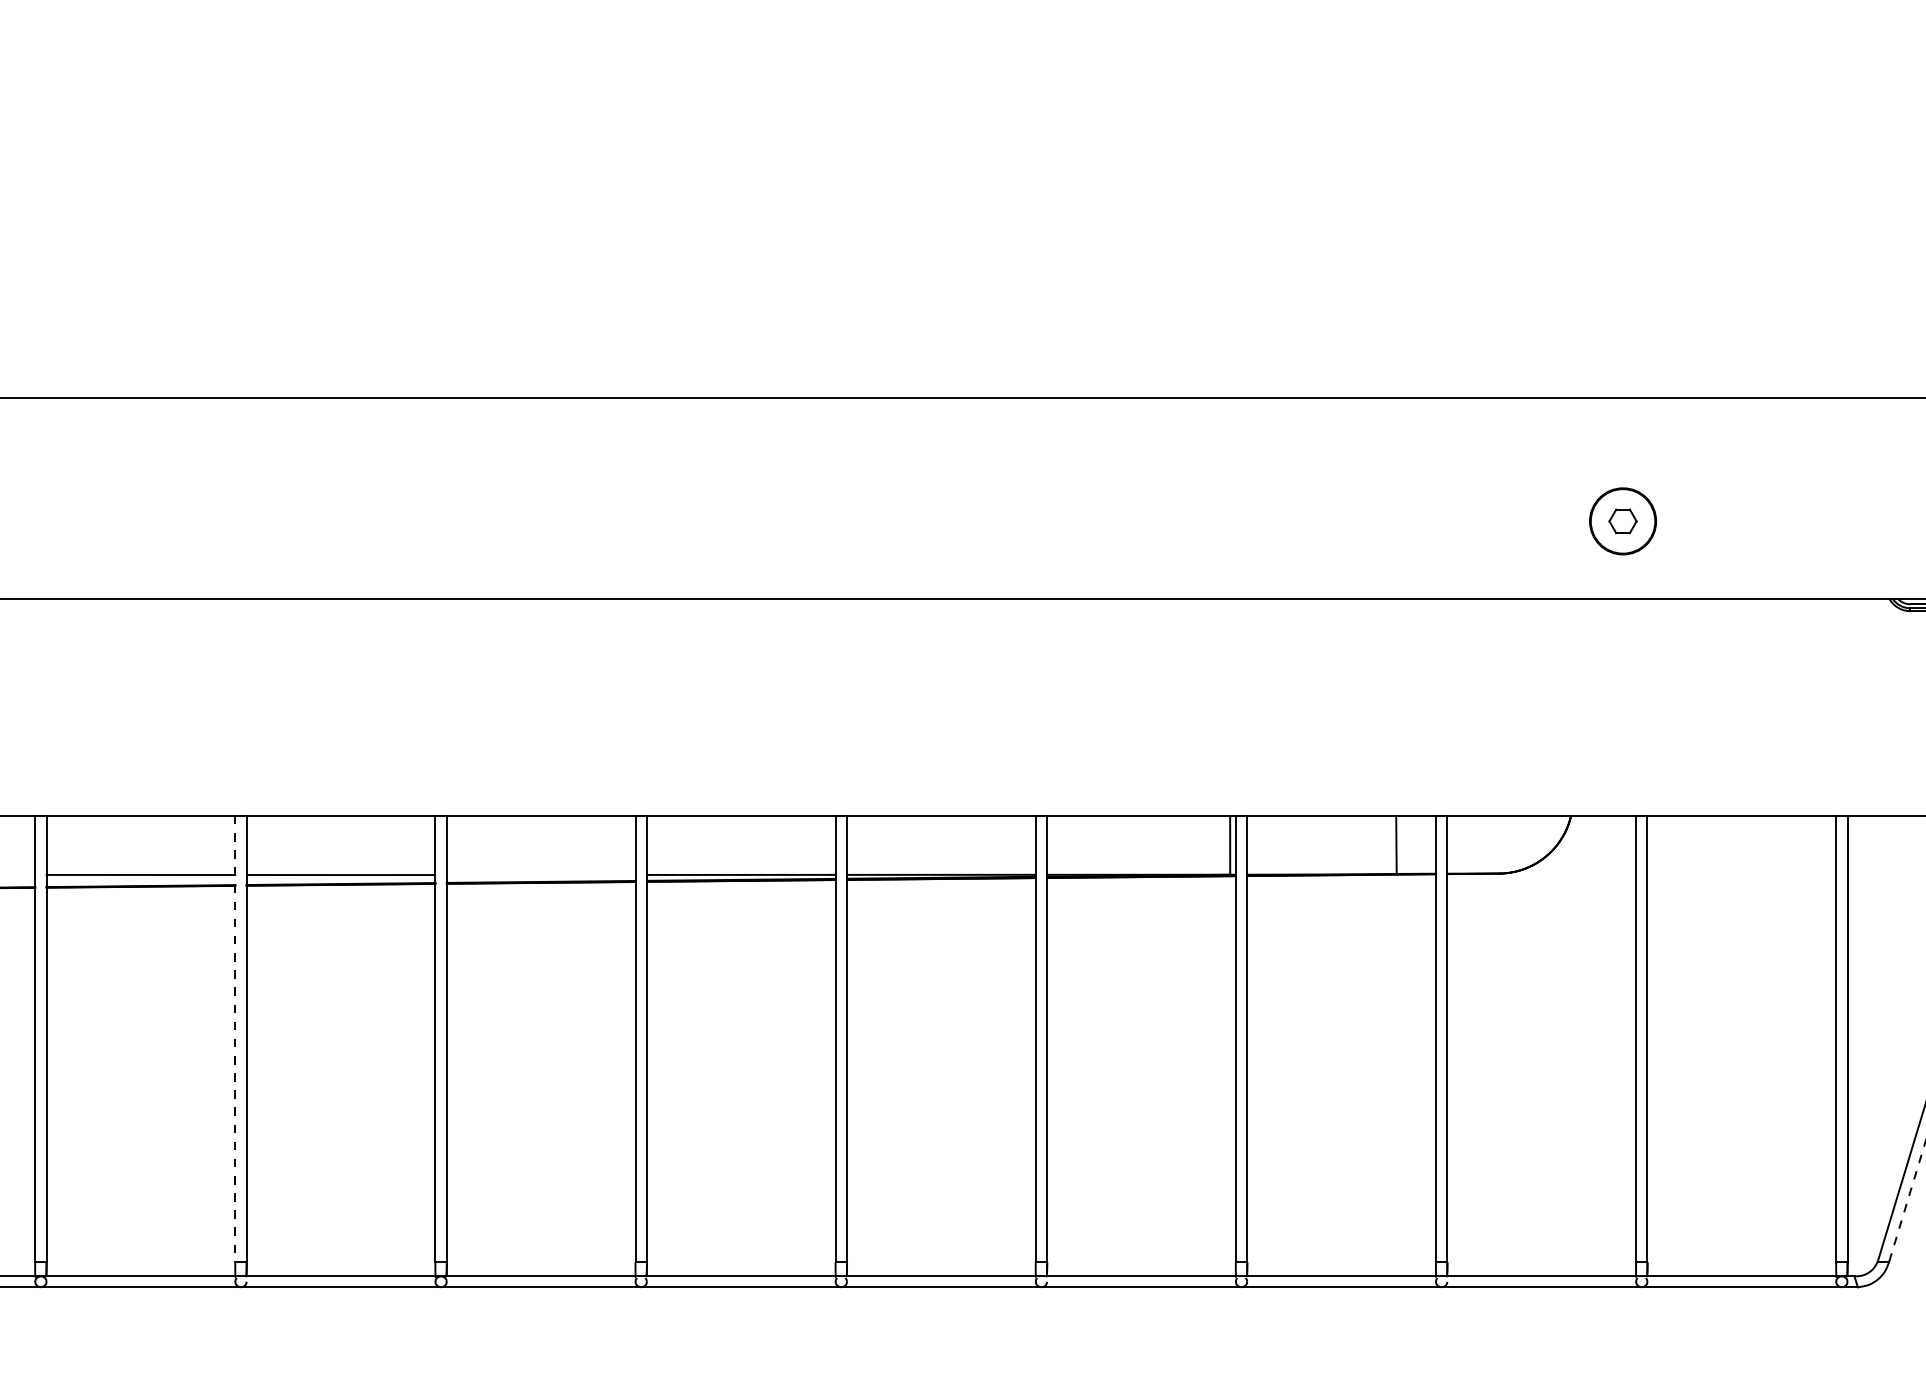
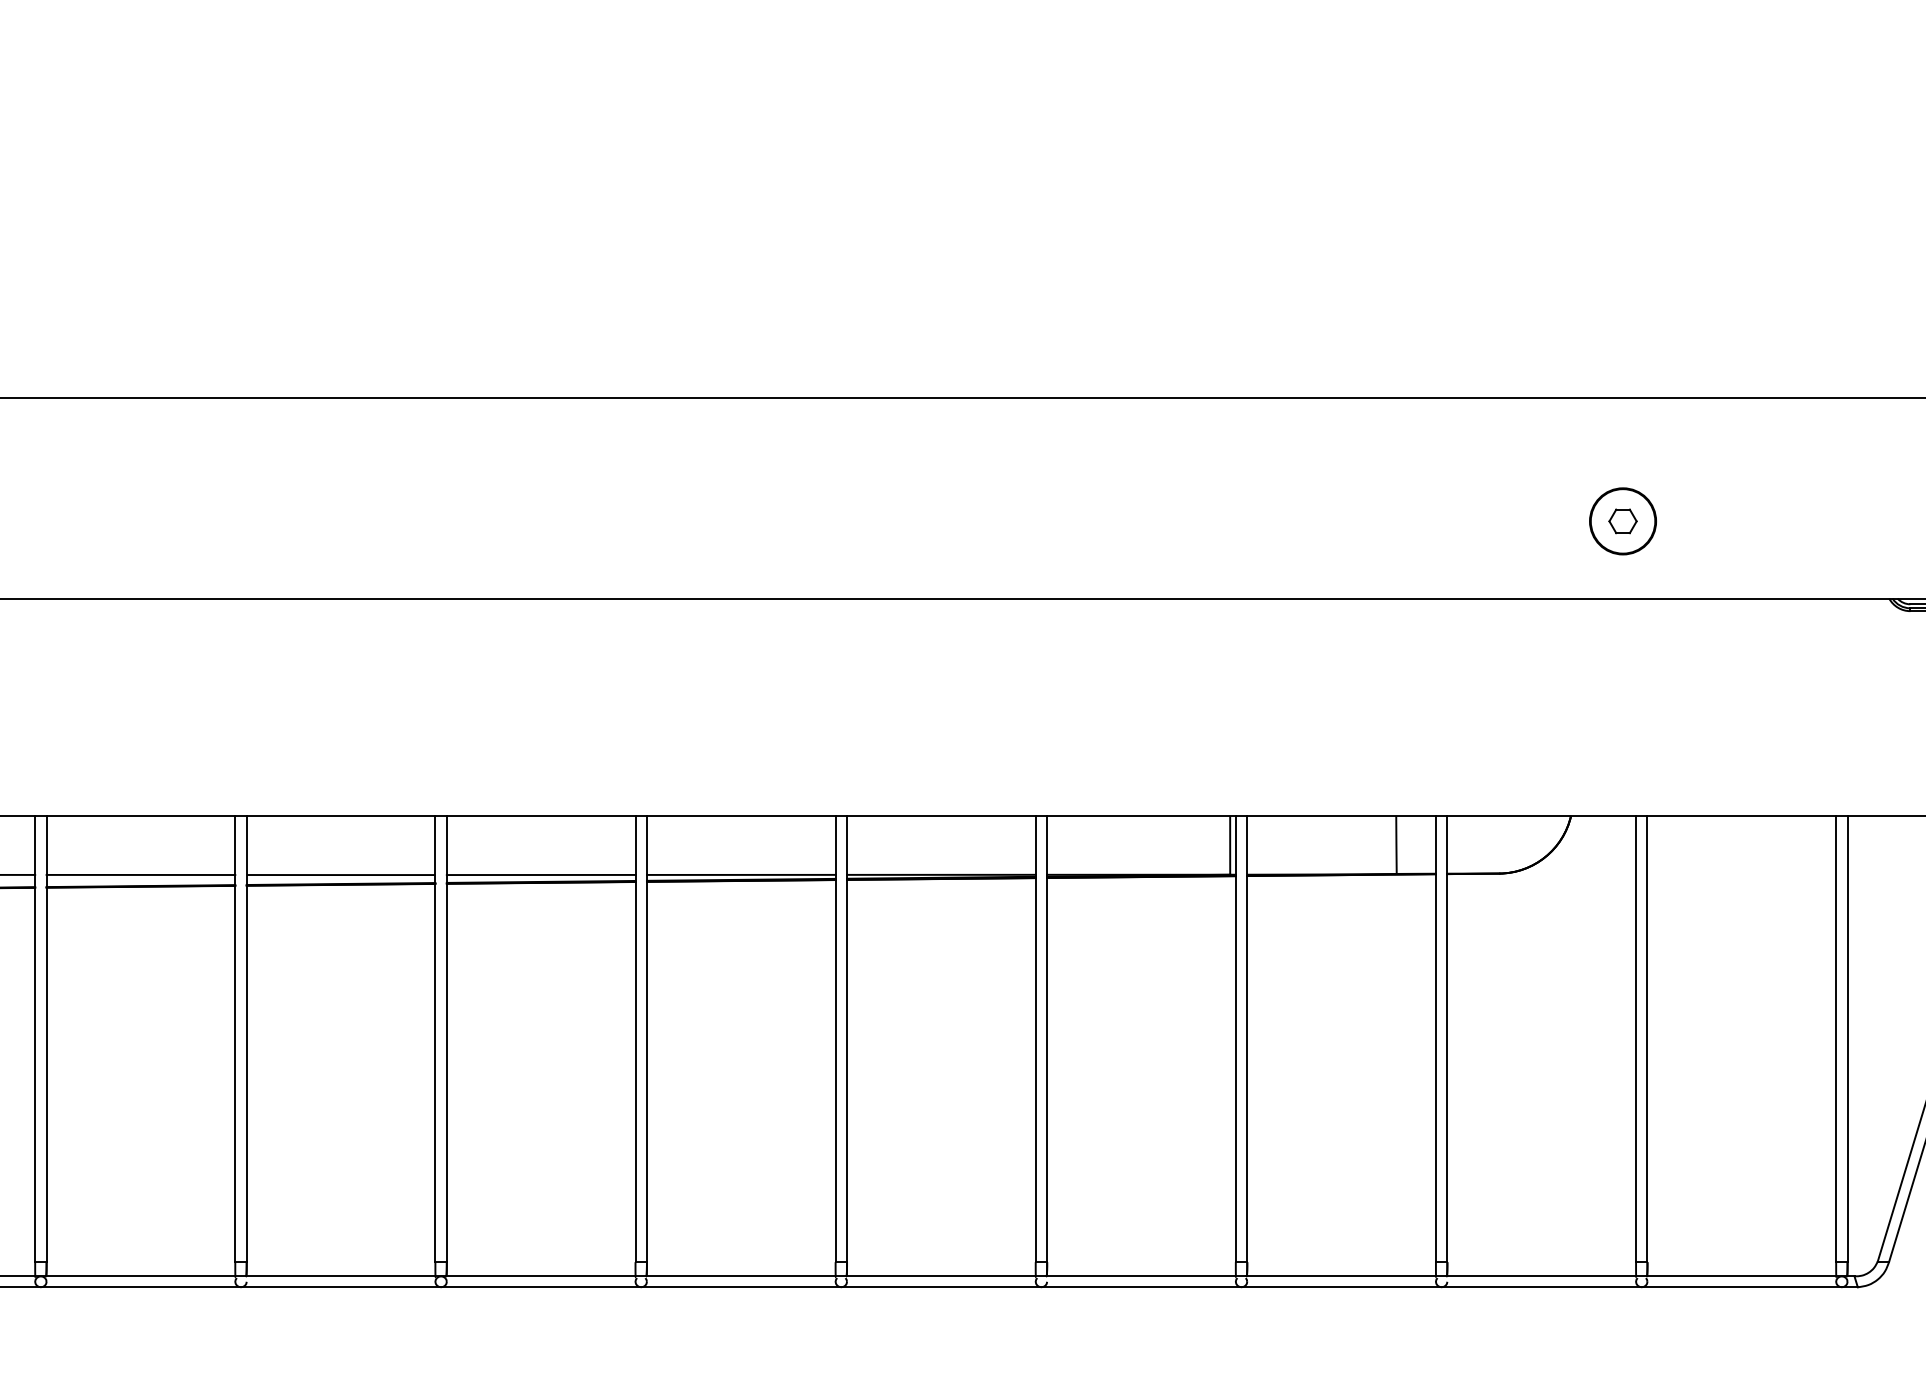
line: none -> present (18, 874)
line: none -> present (540, 874)
line: dashed -> solid (235, 1039)
line: dashed -> solid (1907, 1201)
